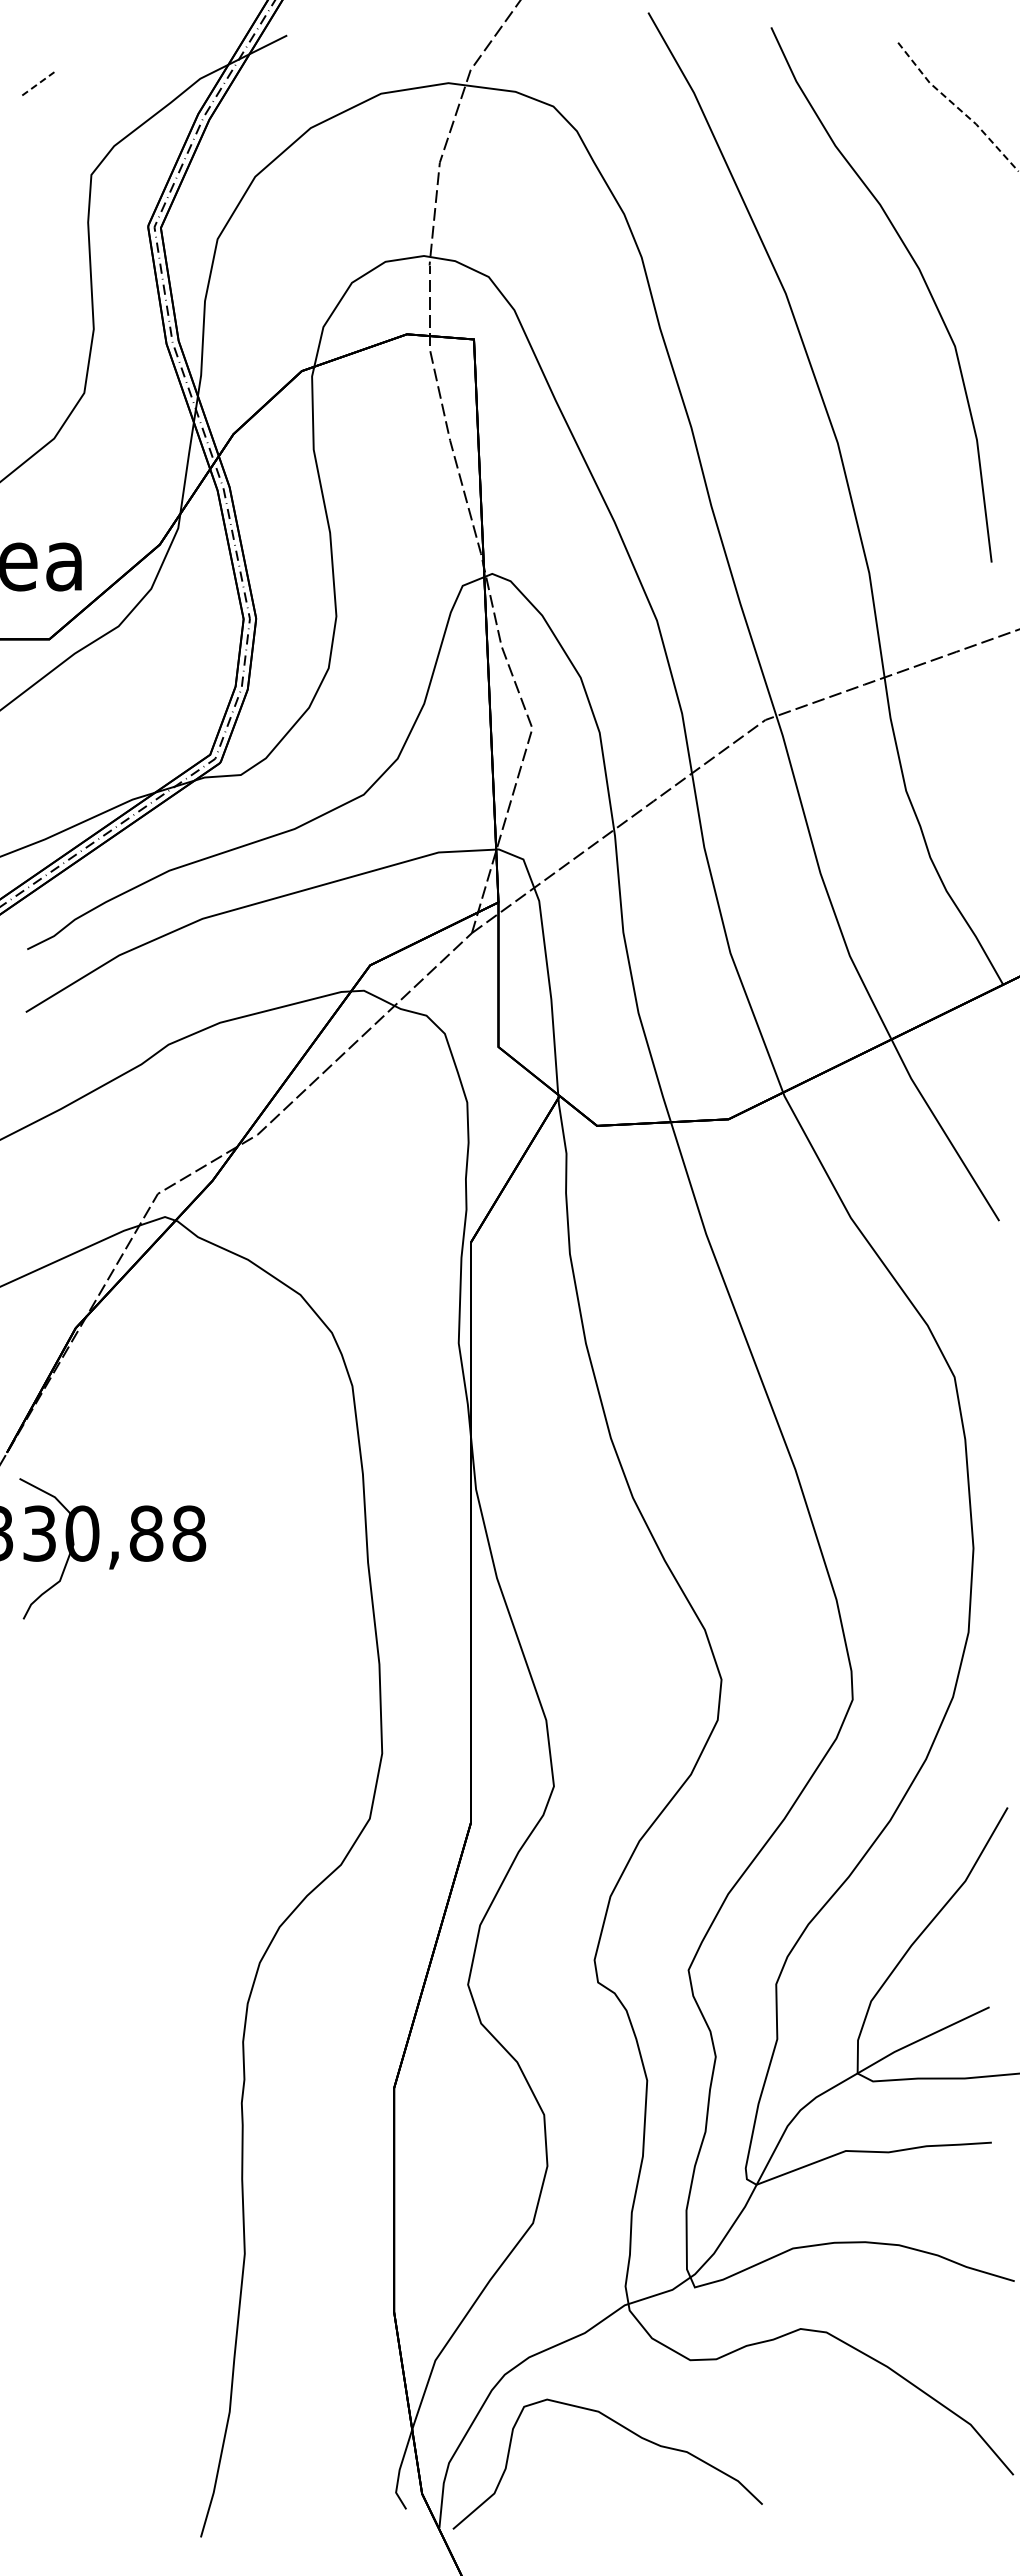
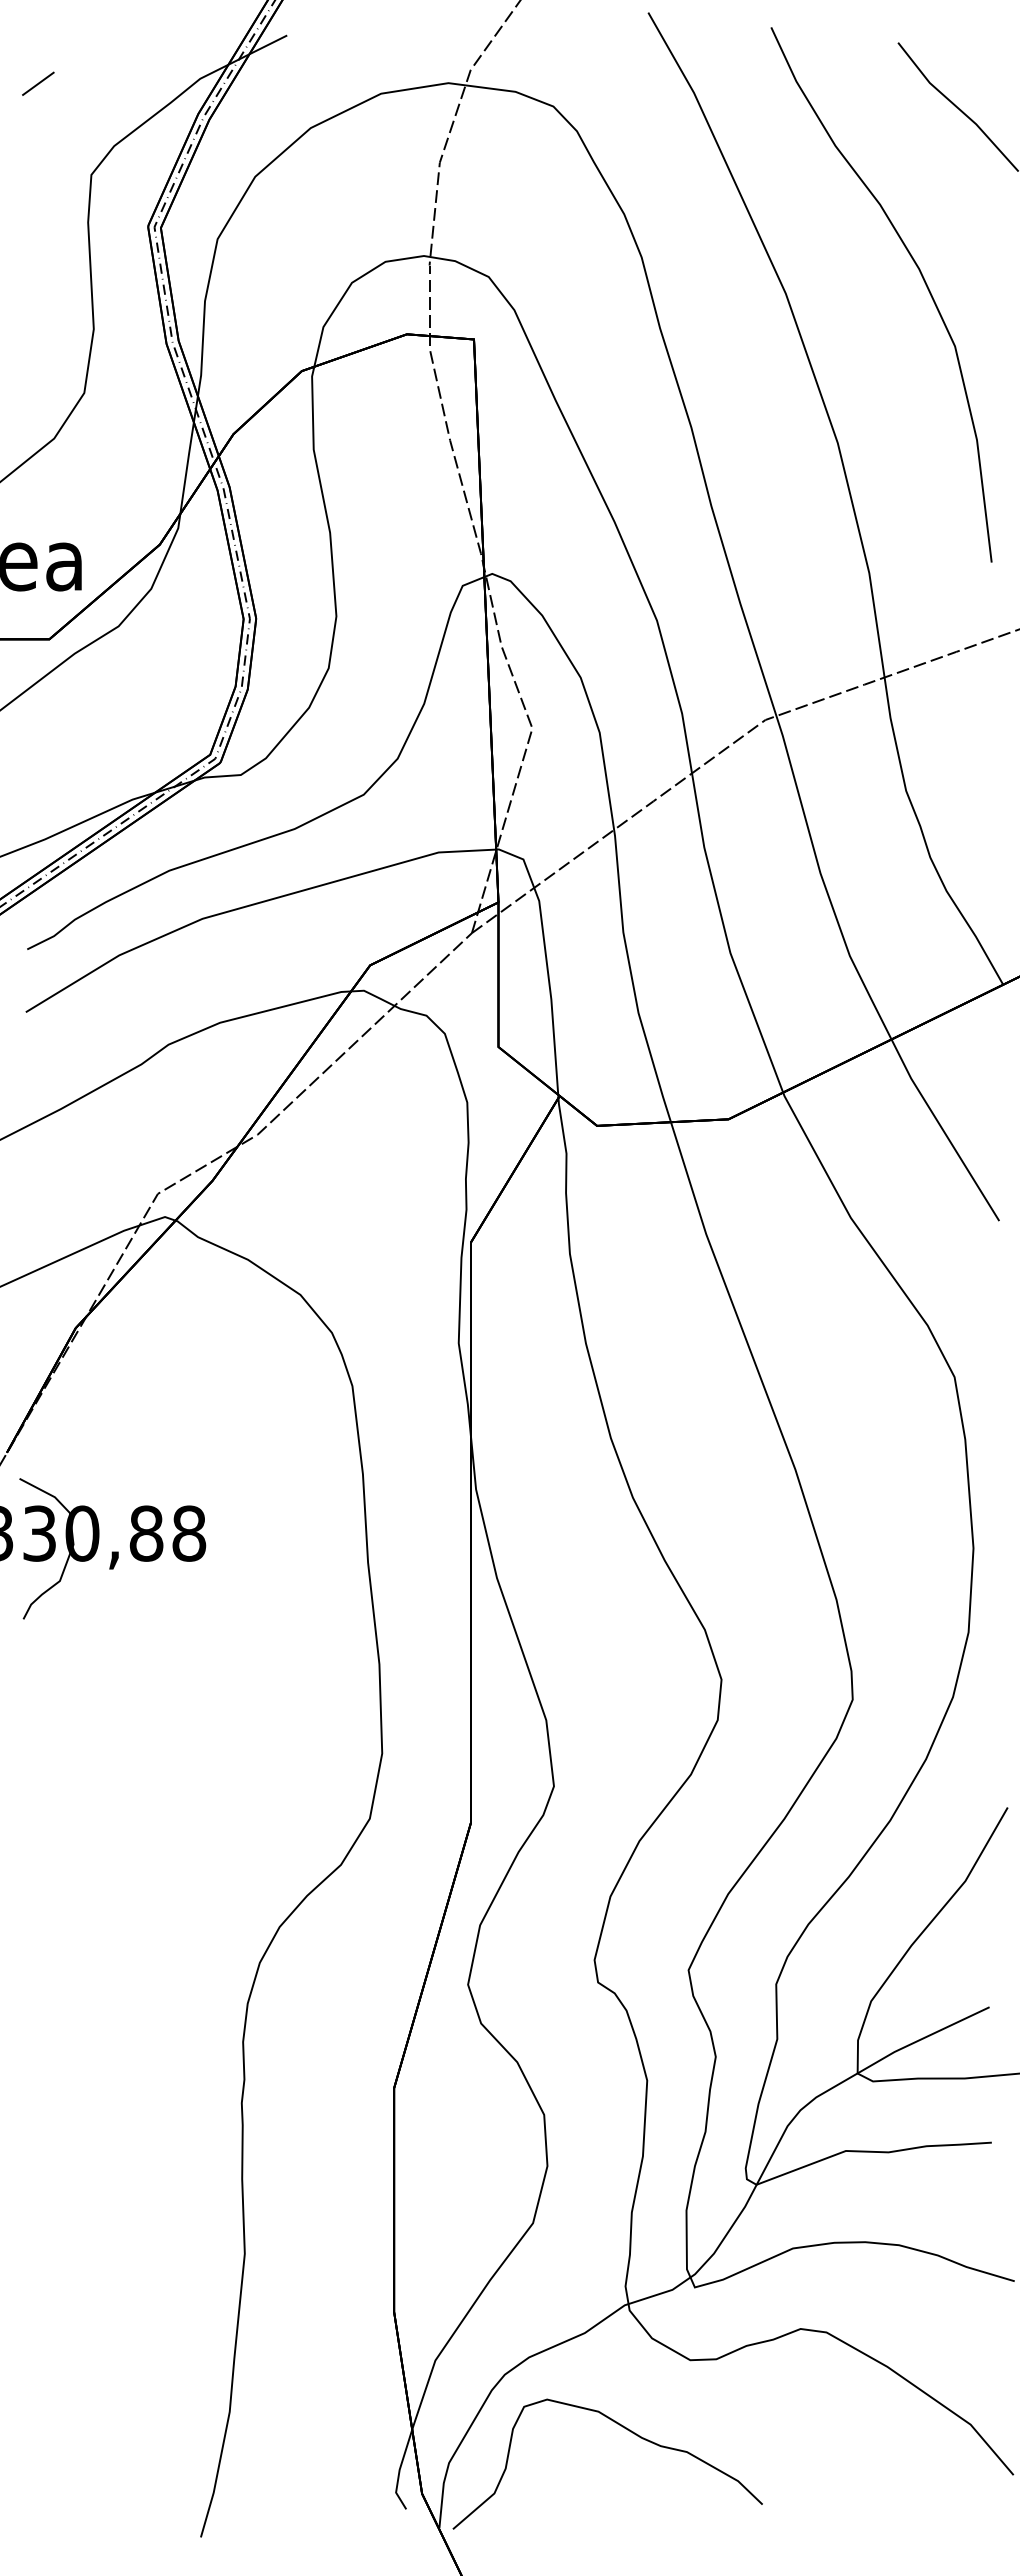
line: dashed -> solid (38, 83)
line: dashed -> solid (957, 107)
